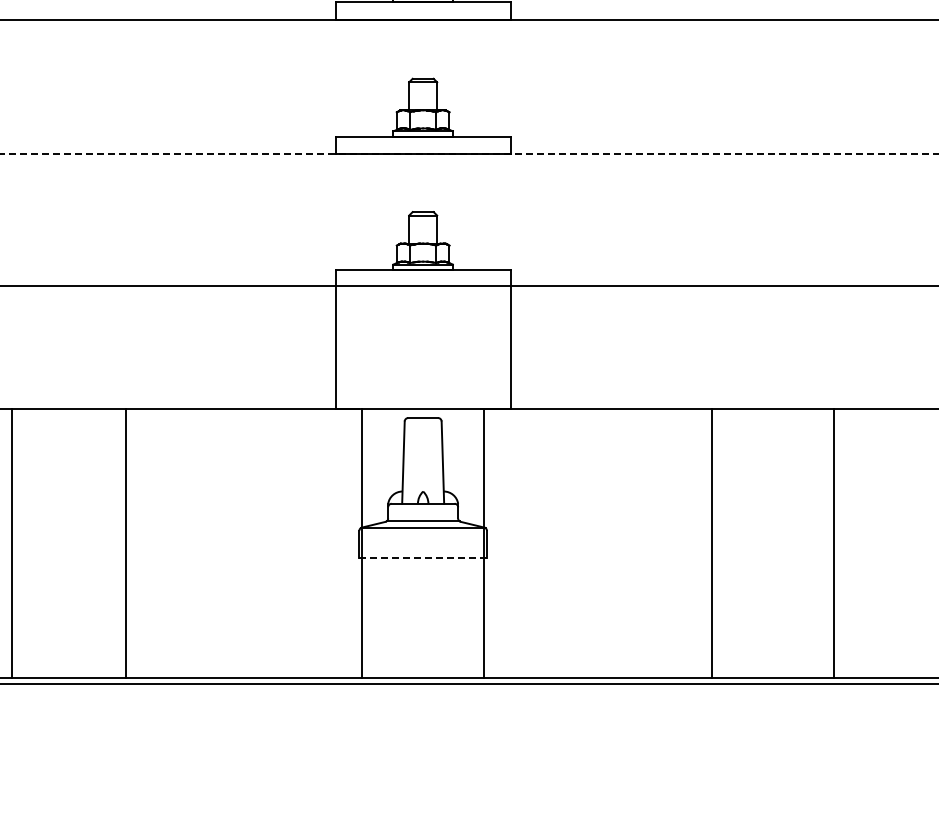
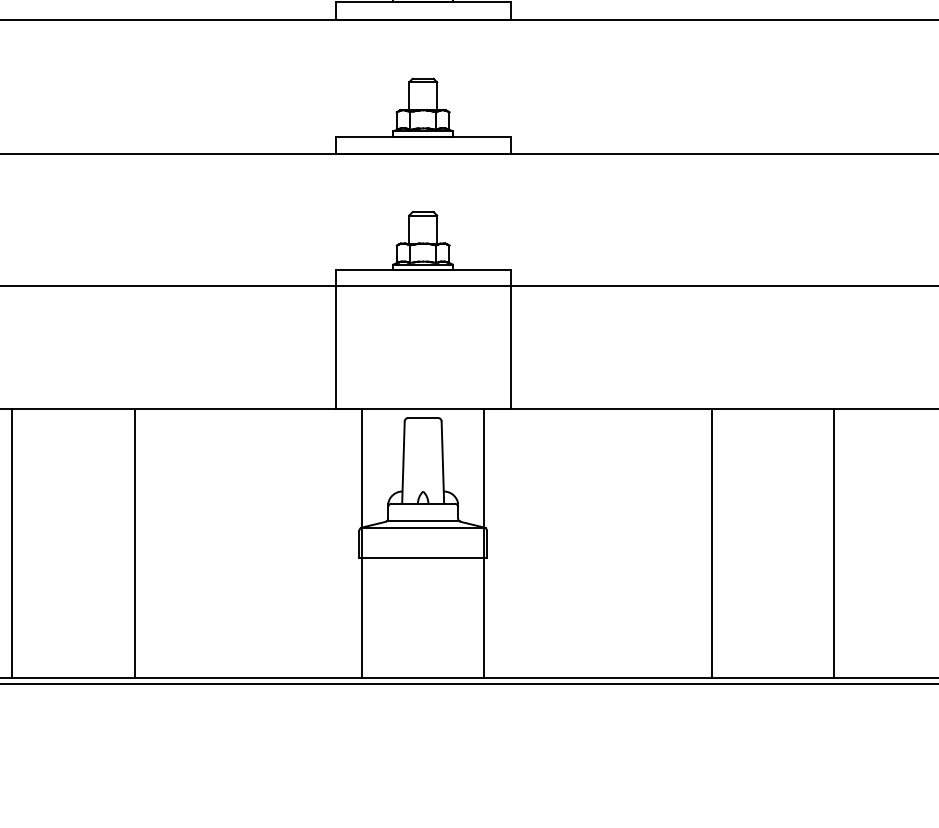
line: dashed -> solid (469, 154)
line position: (125, 542) -> (134, 542) (134, 542)
line: dashed -> solid (423, 558)
